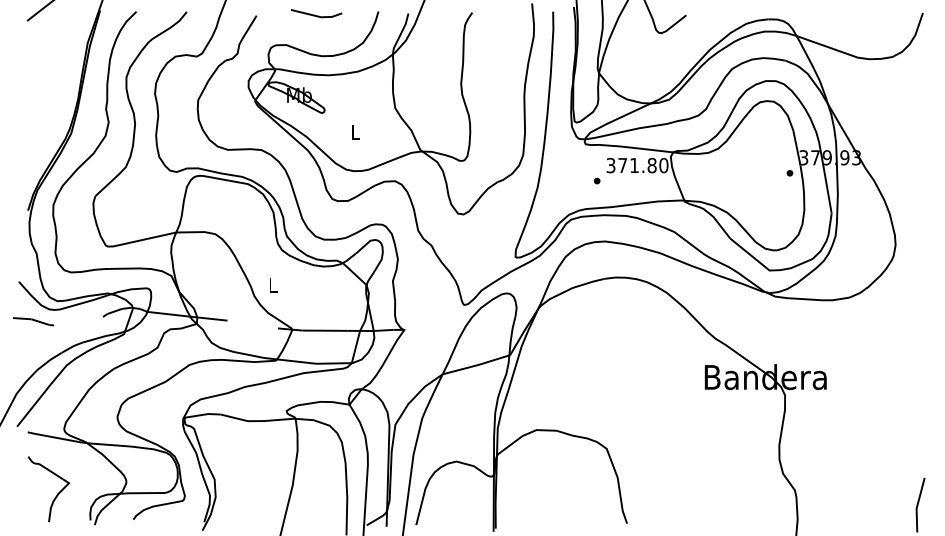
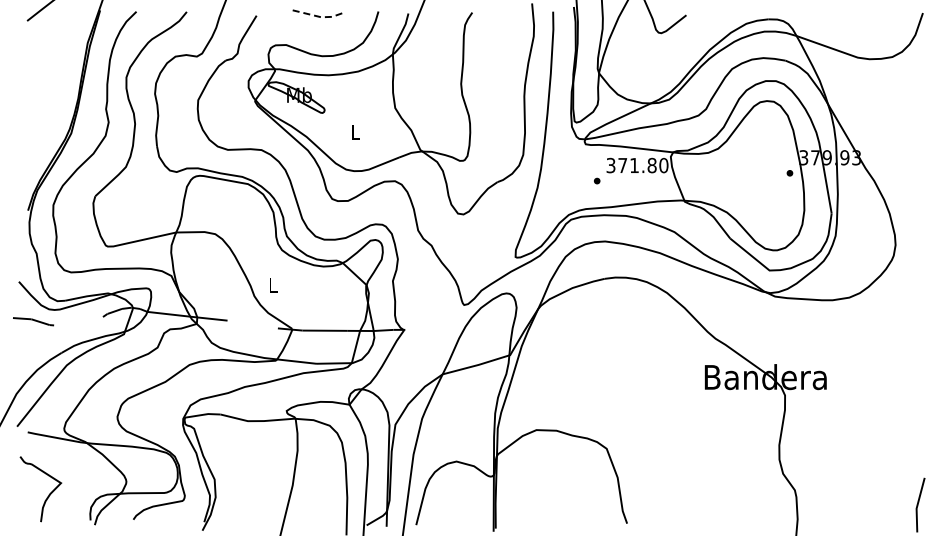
line: solid -> dashed (317, 16)
curve position: (56, 494) -> (48, 494) (48, 494)
